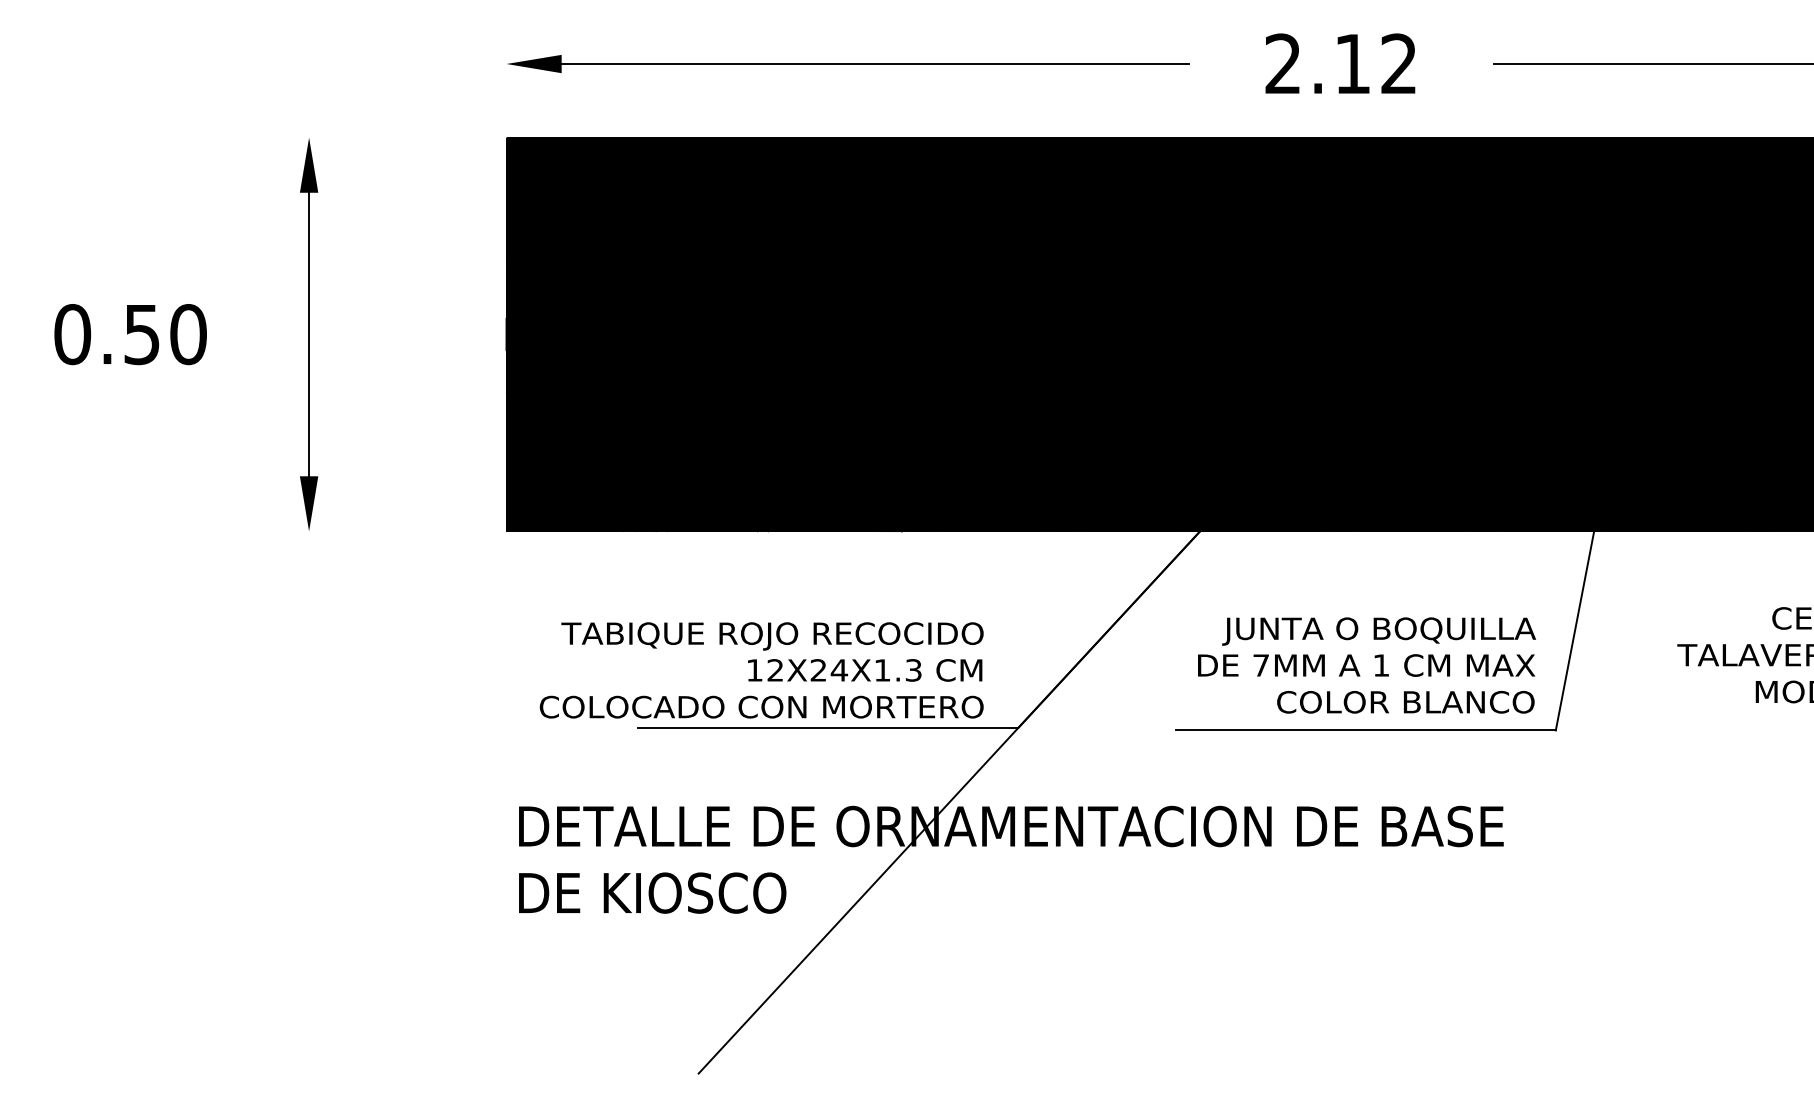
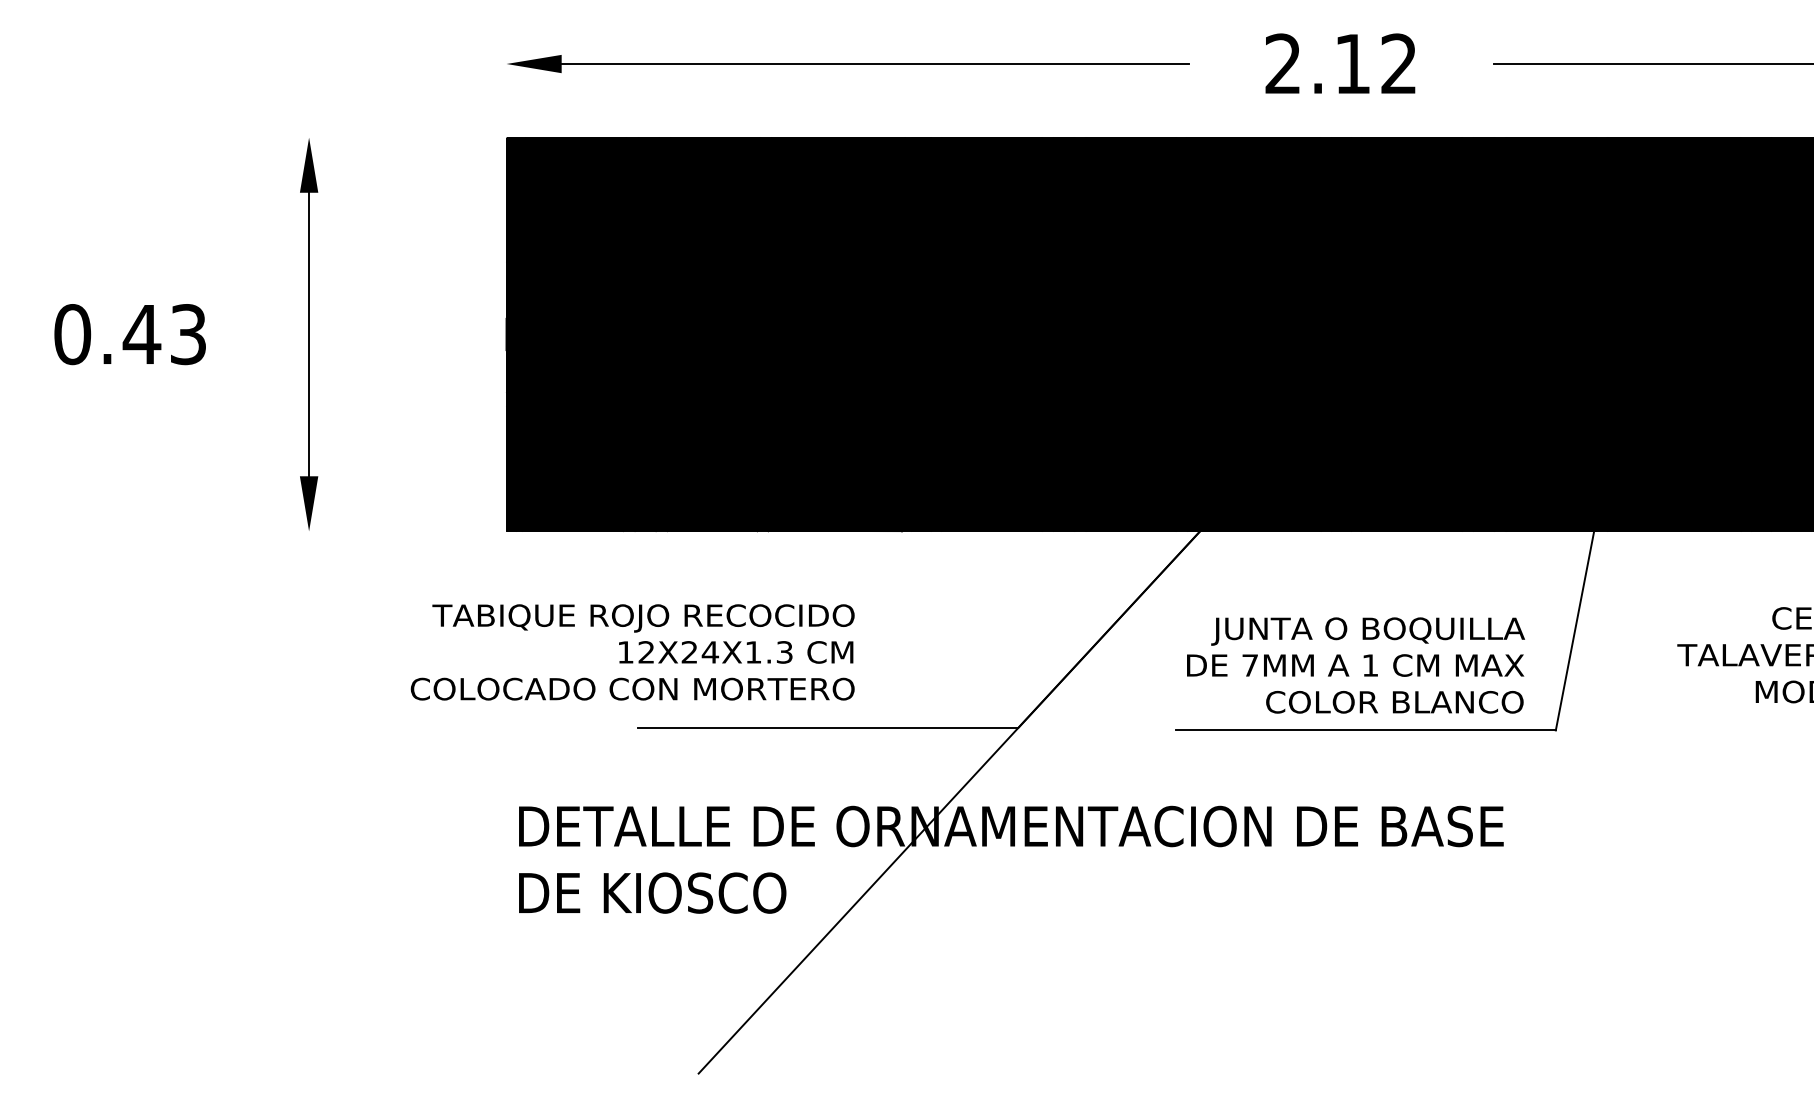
text: 0.50 -> 0.43 (164, 334)
text position: (1366, 665) -> (1355, 665) (1355, 665)
text position: (761, 670) -> (632, 652) (632, 652)
